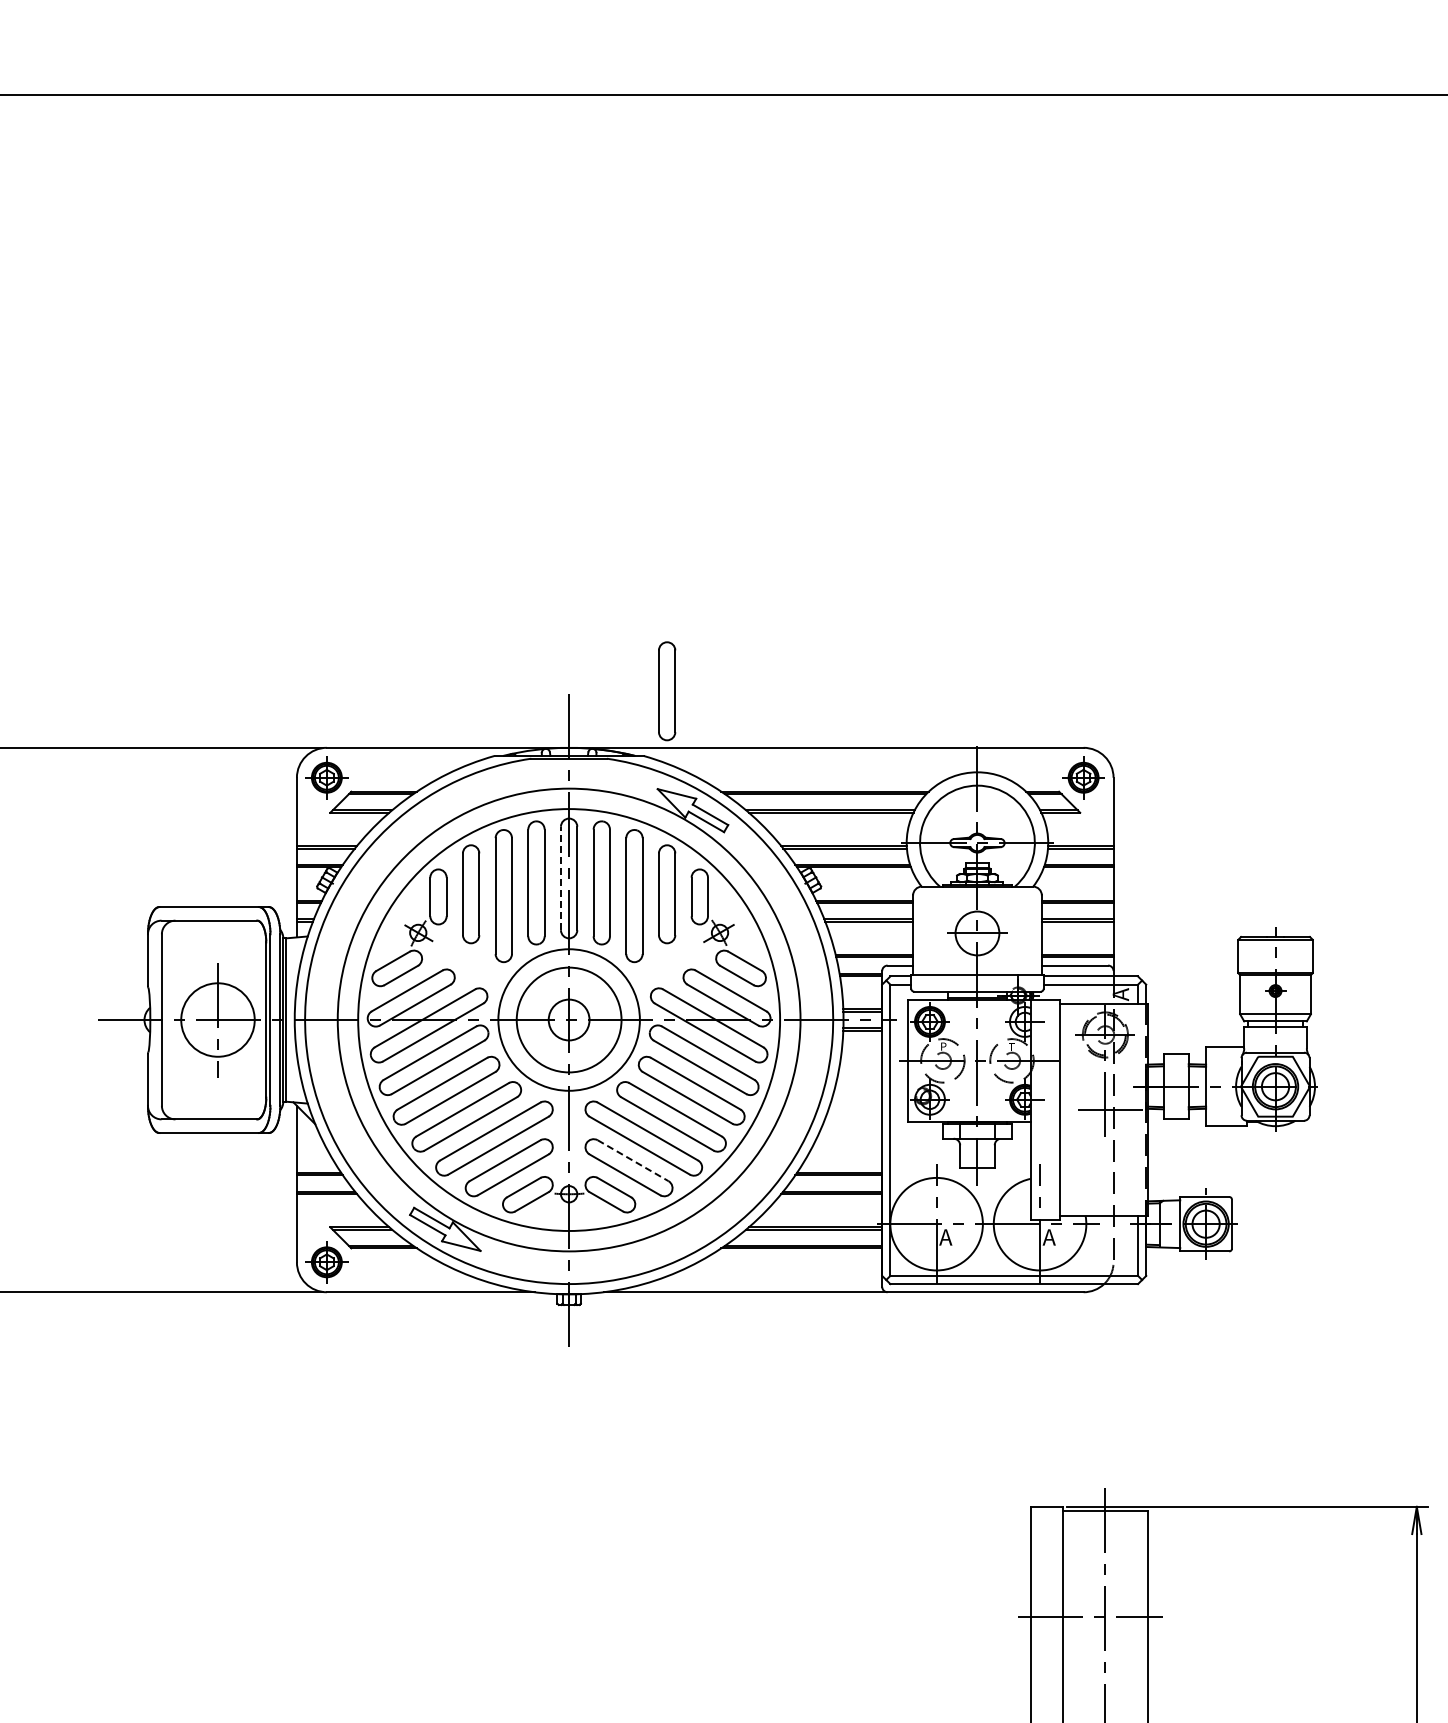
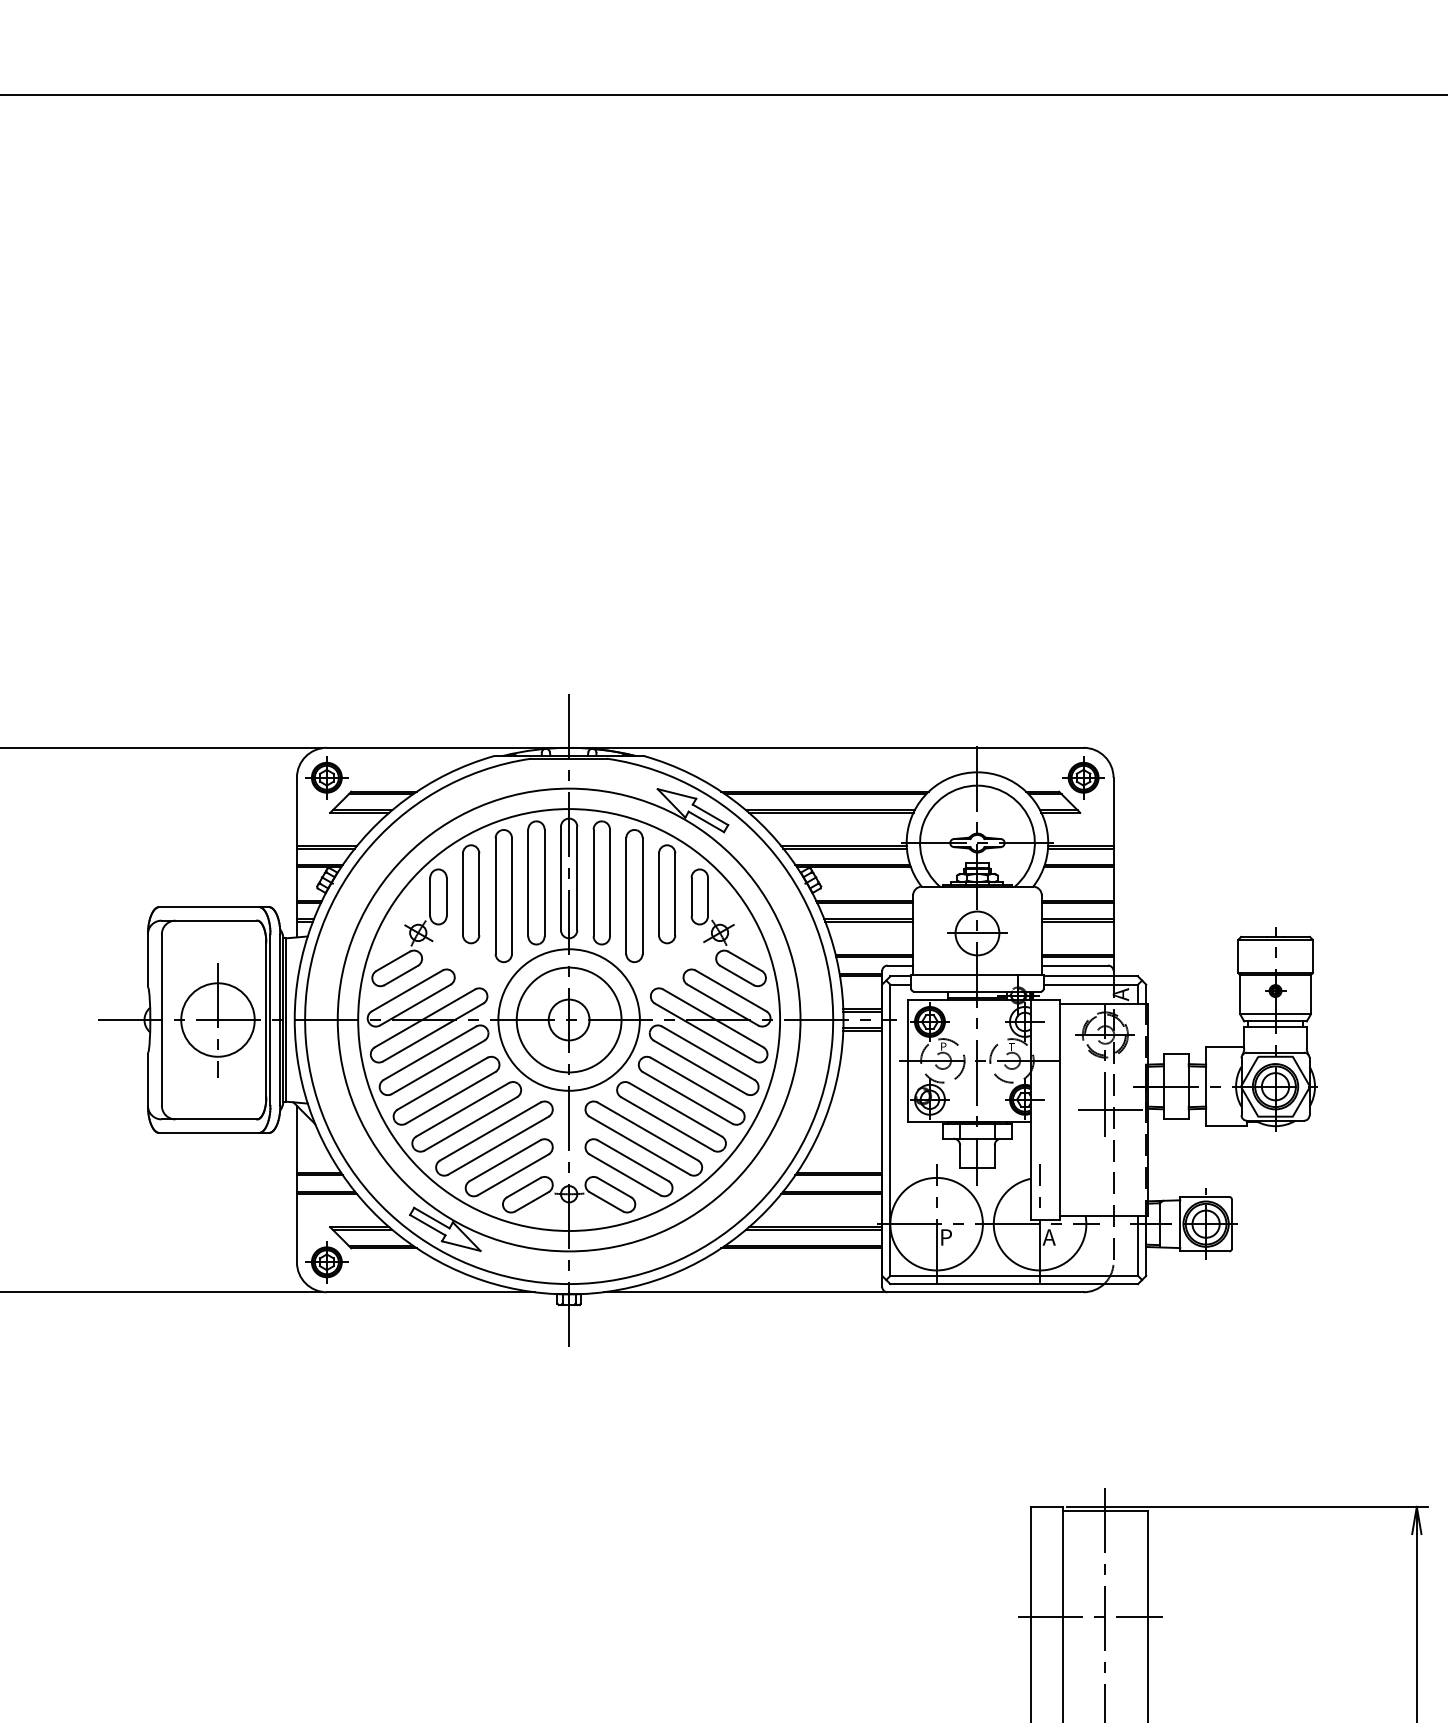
part: present -> none (667, 691)
line: dashed -> solid (560, 878)
line: dashed -> solid (633, 1160)
text: A -> P (945, 1237)
